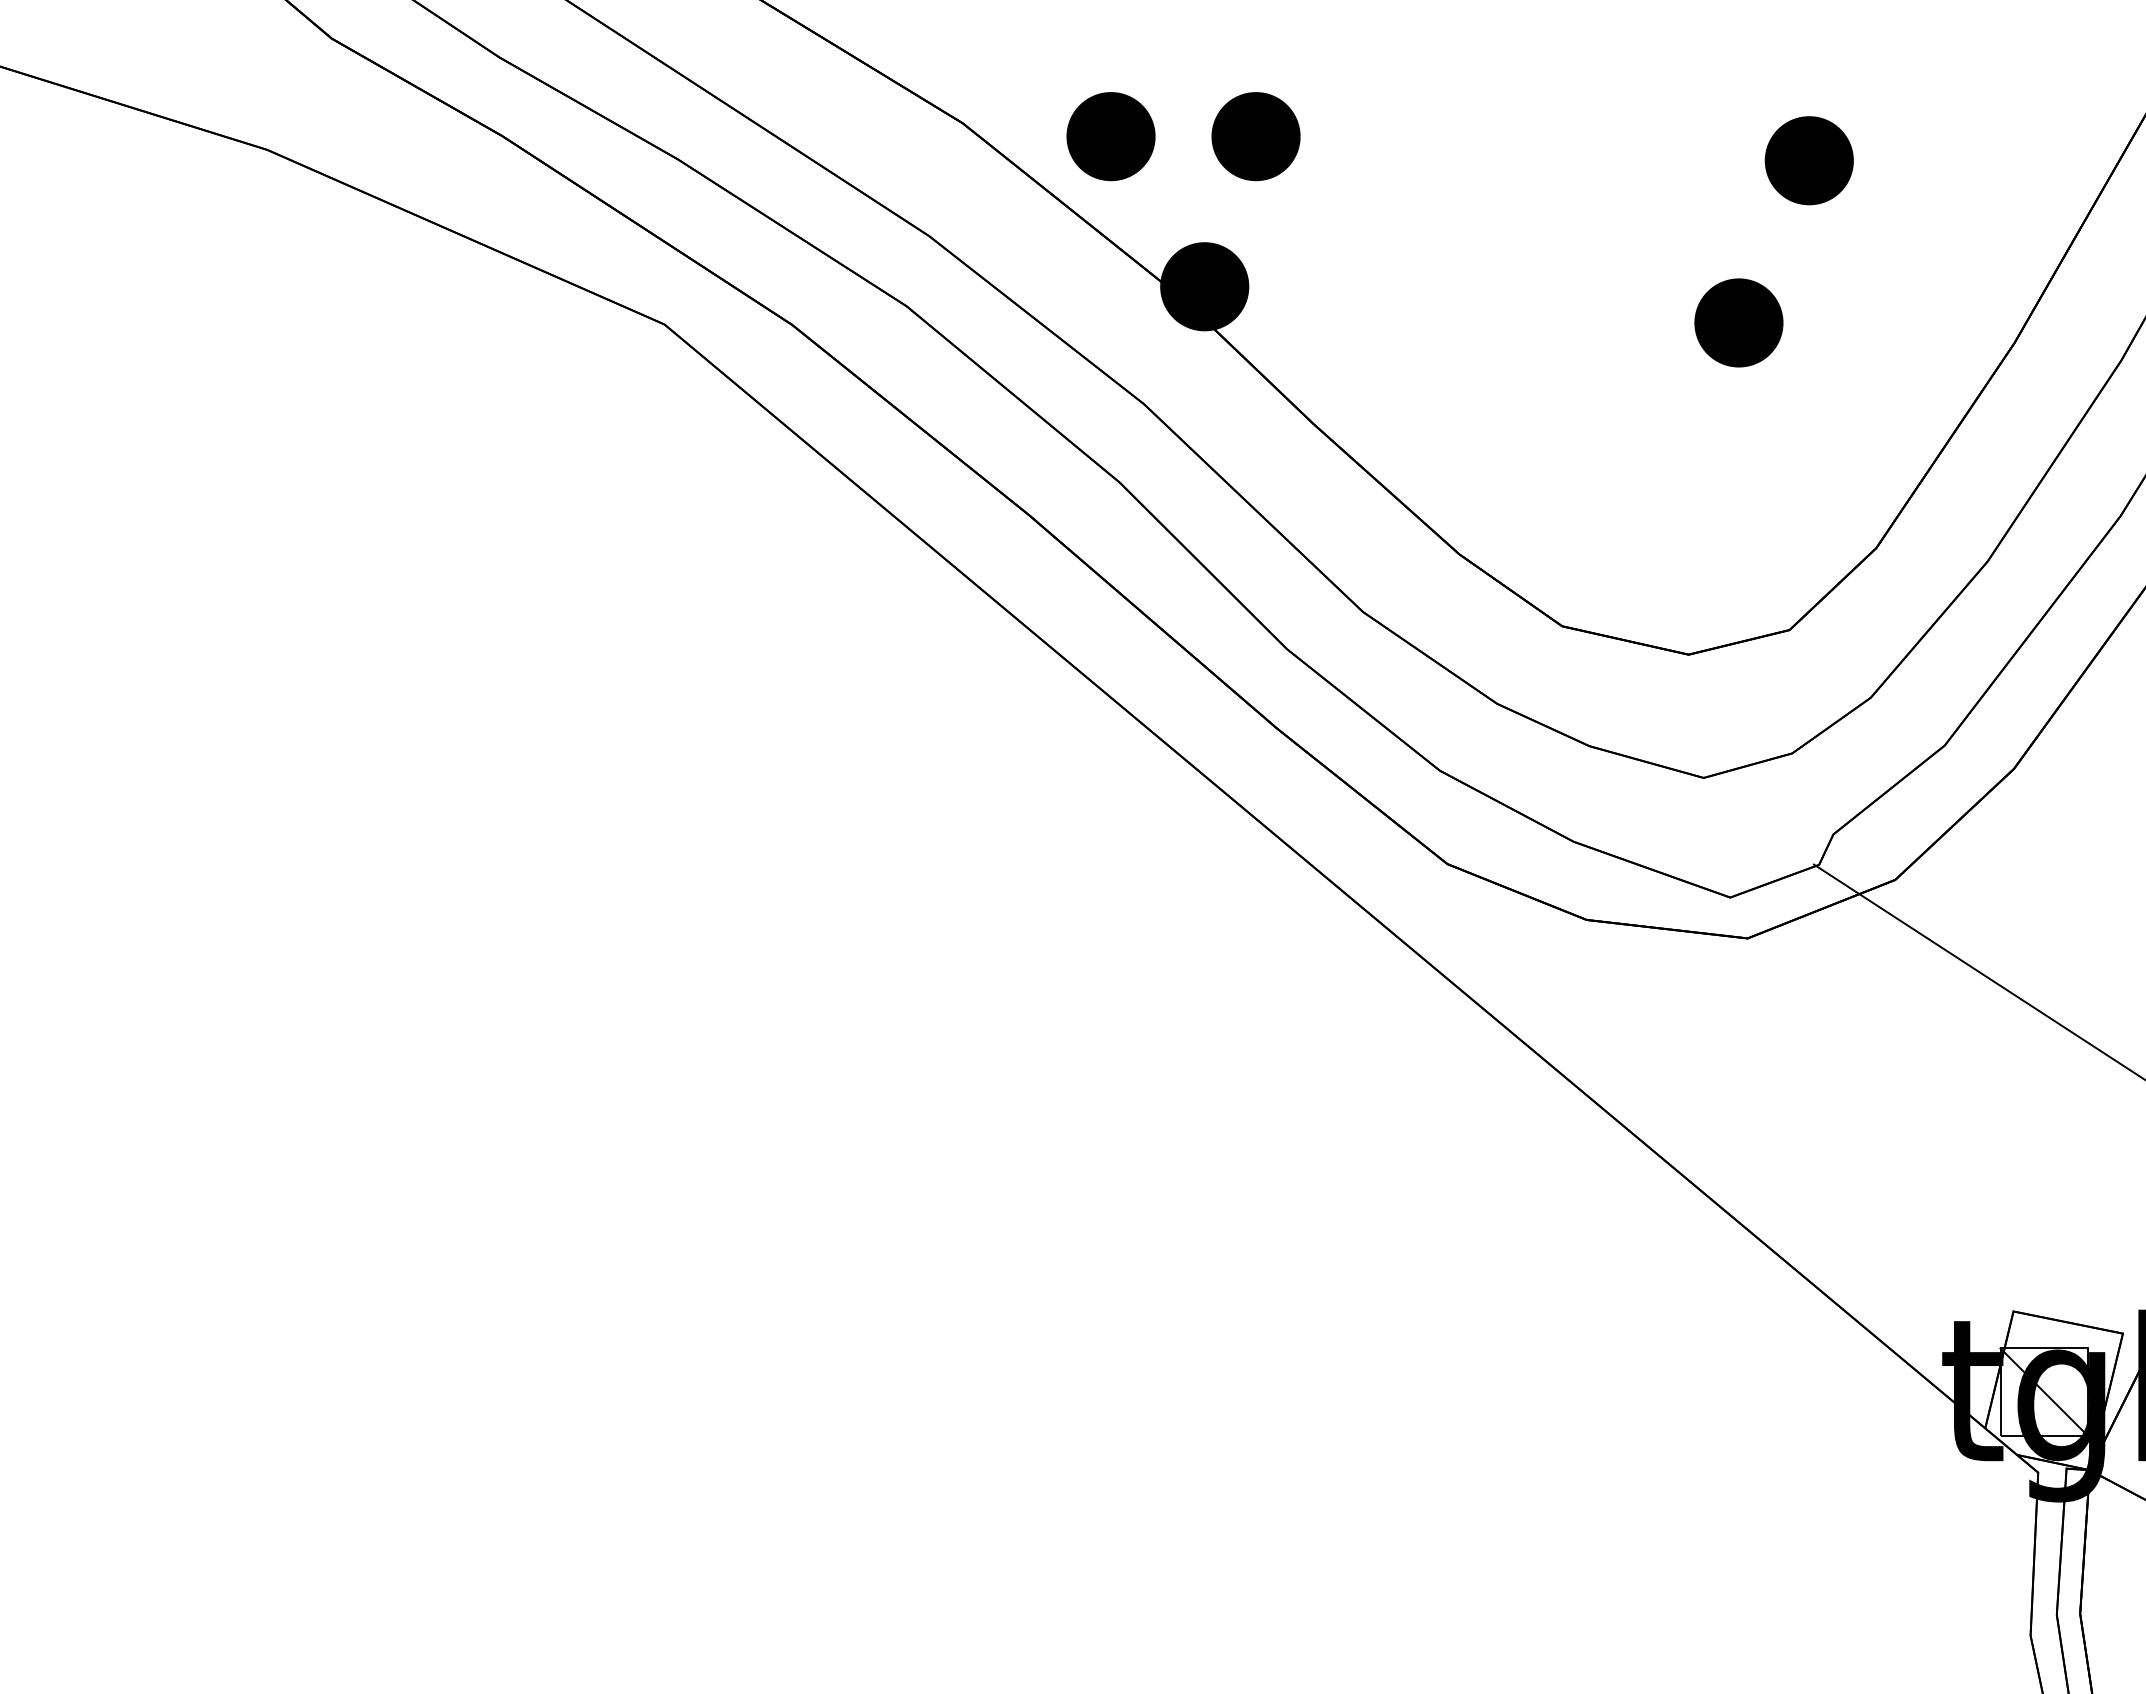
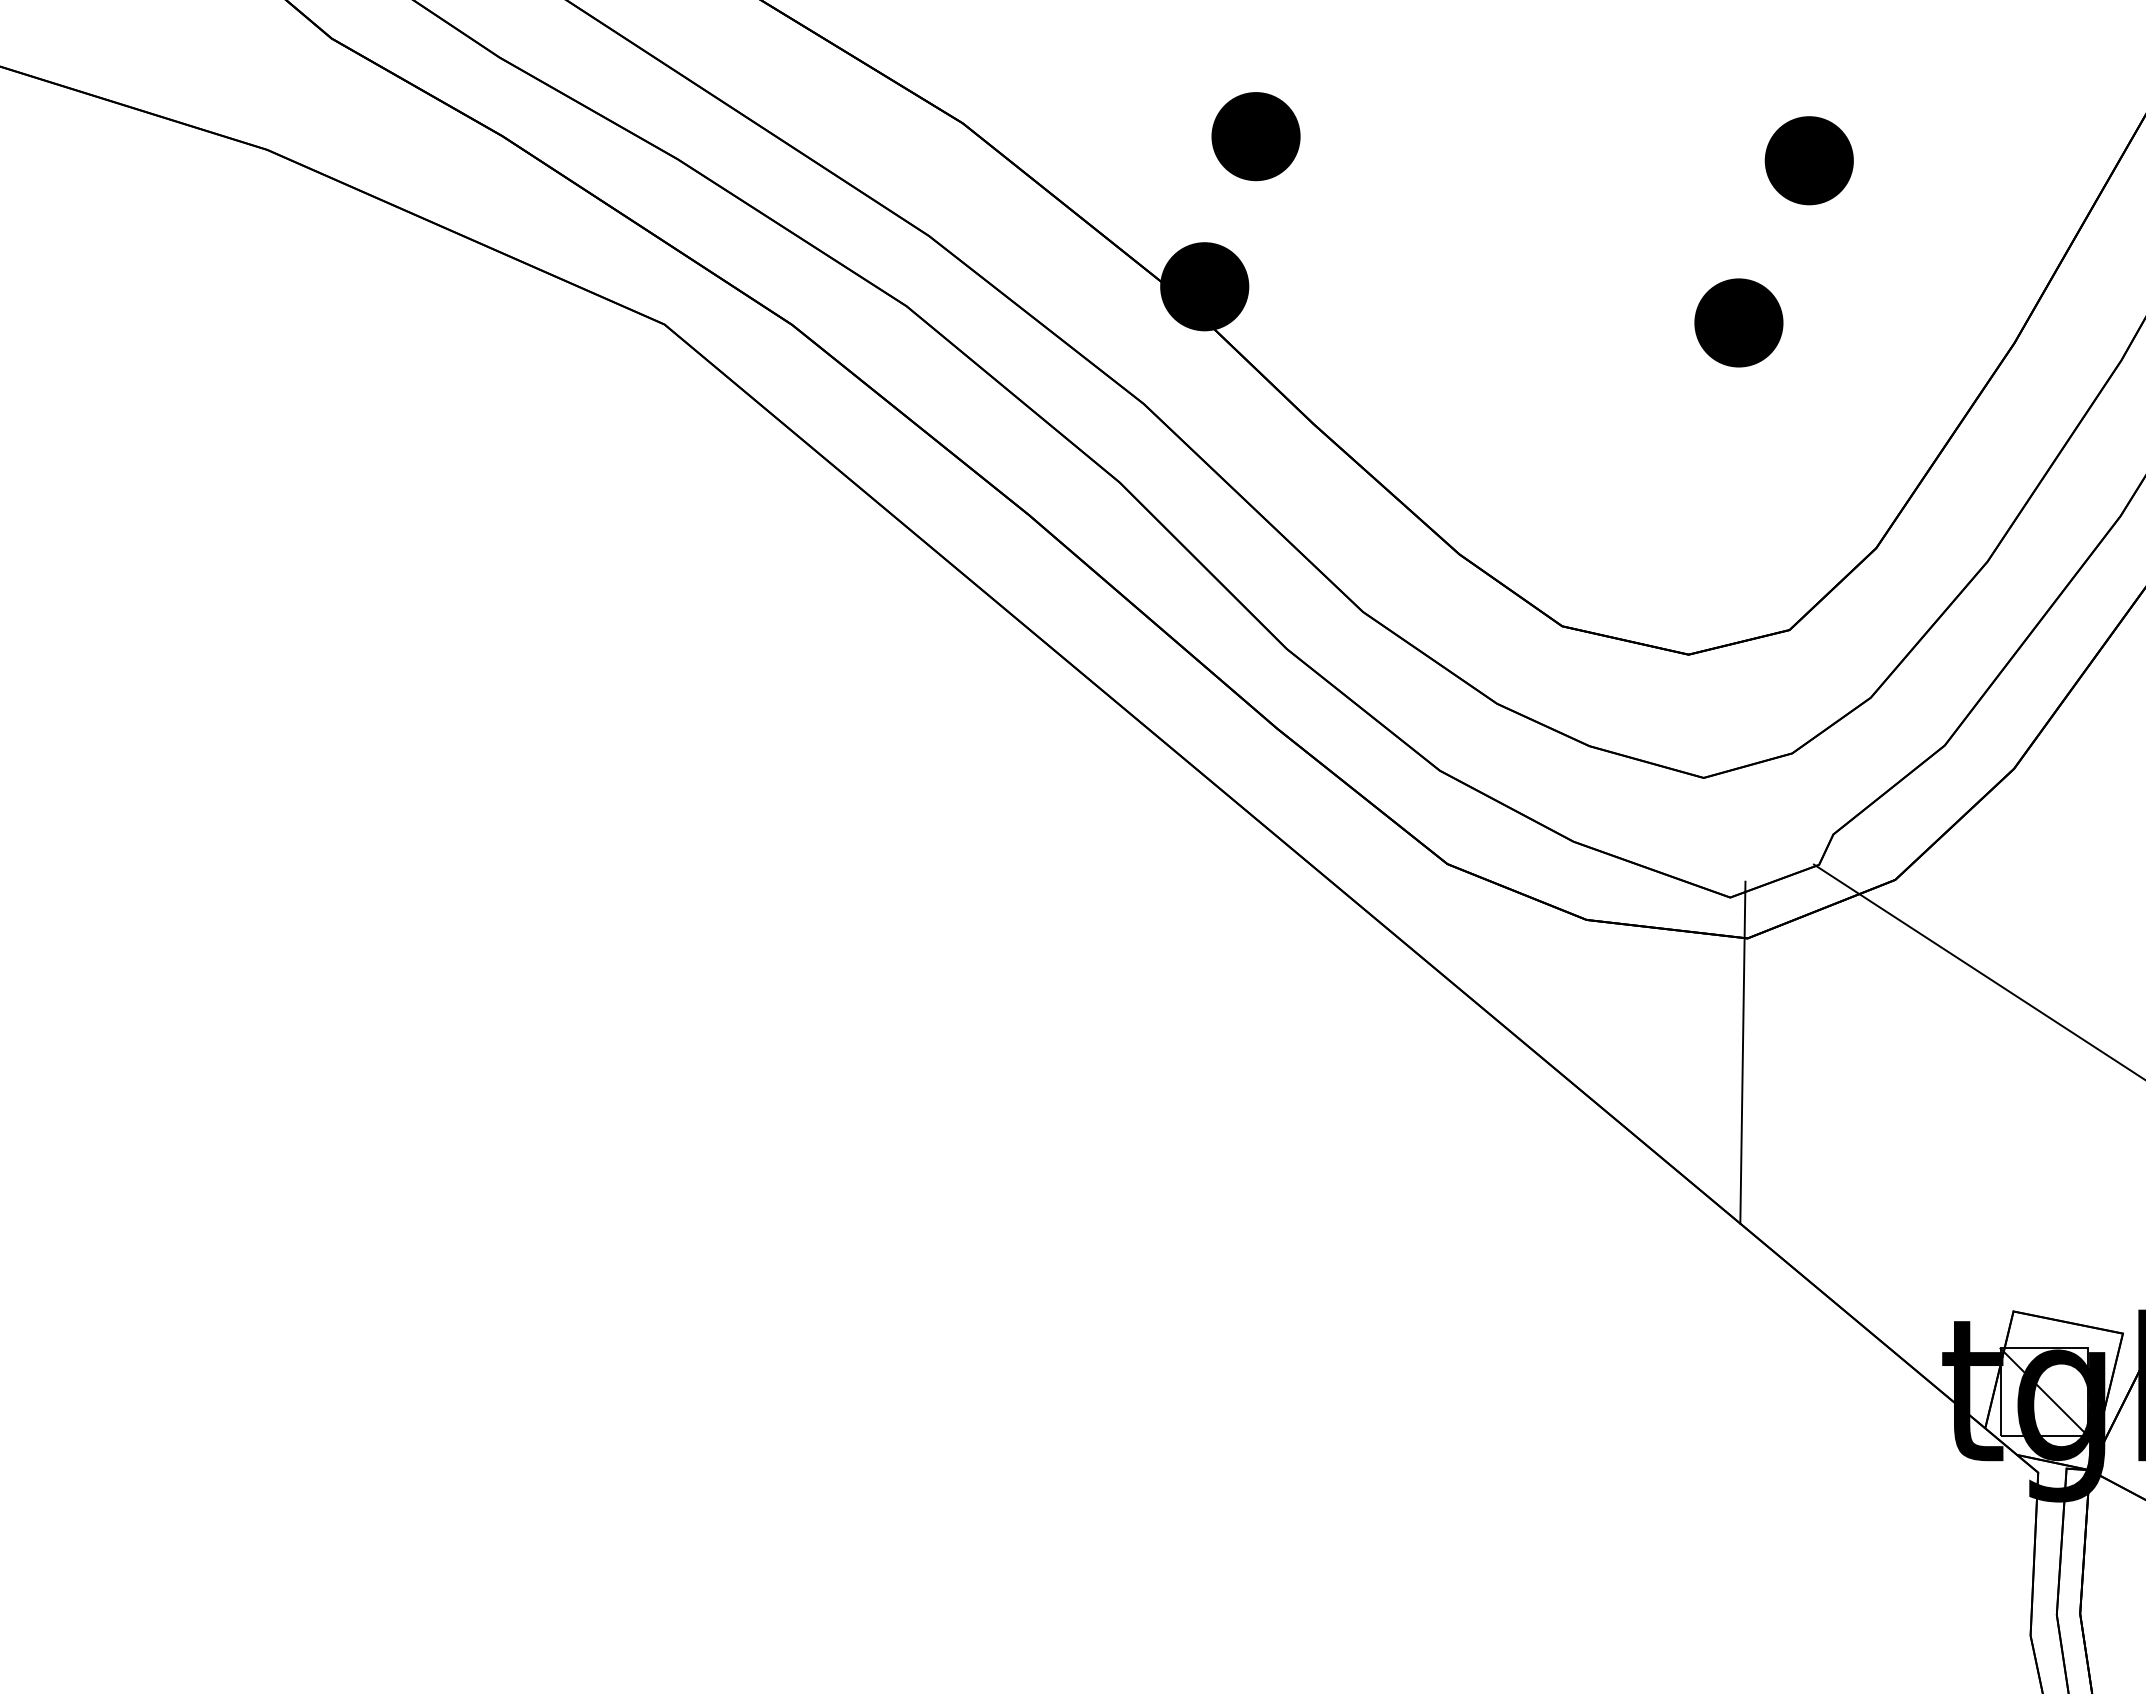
part: present -> none (1110, 136)
line: none -> present (1742, 1052)
